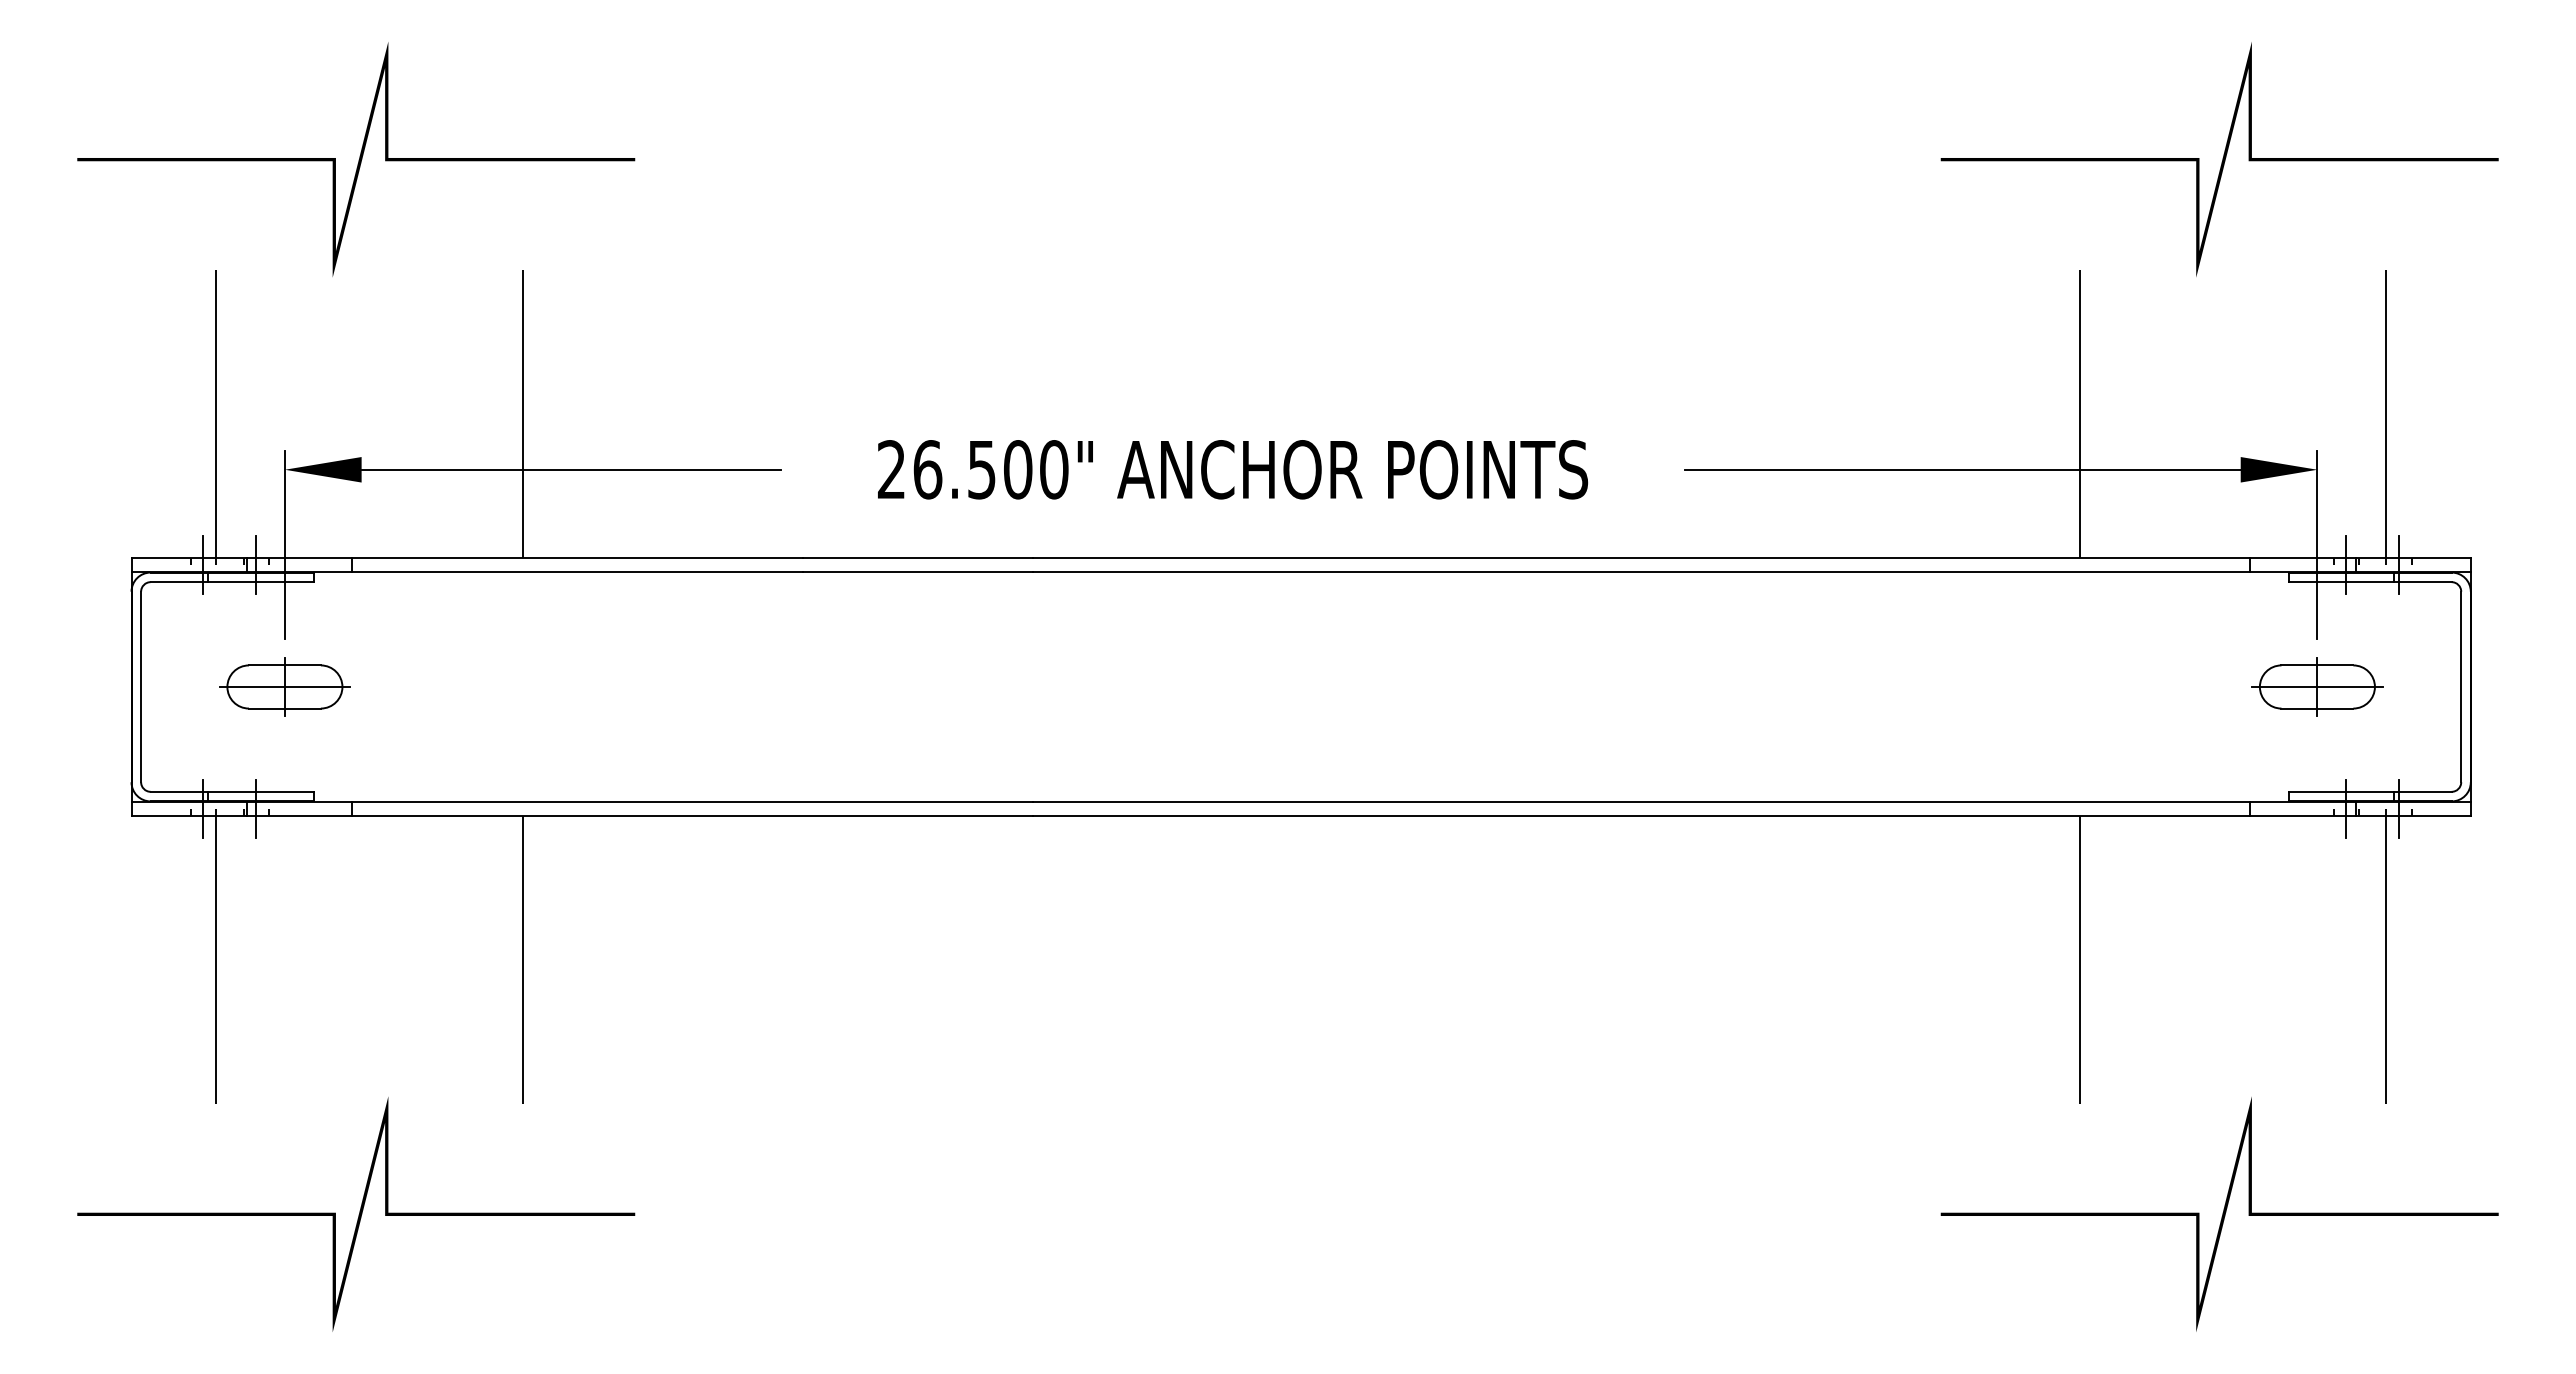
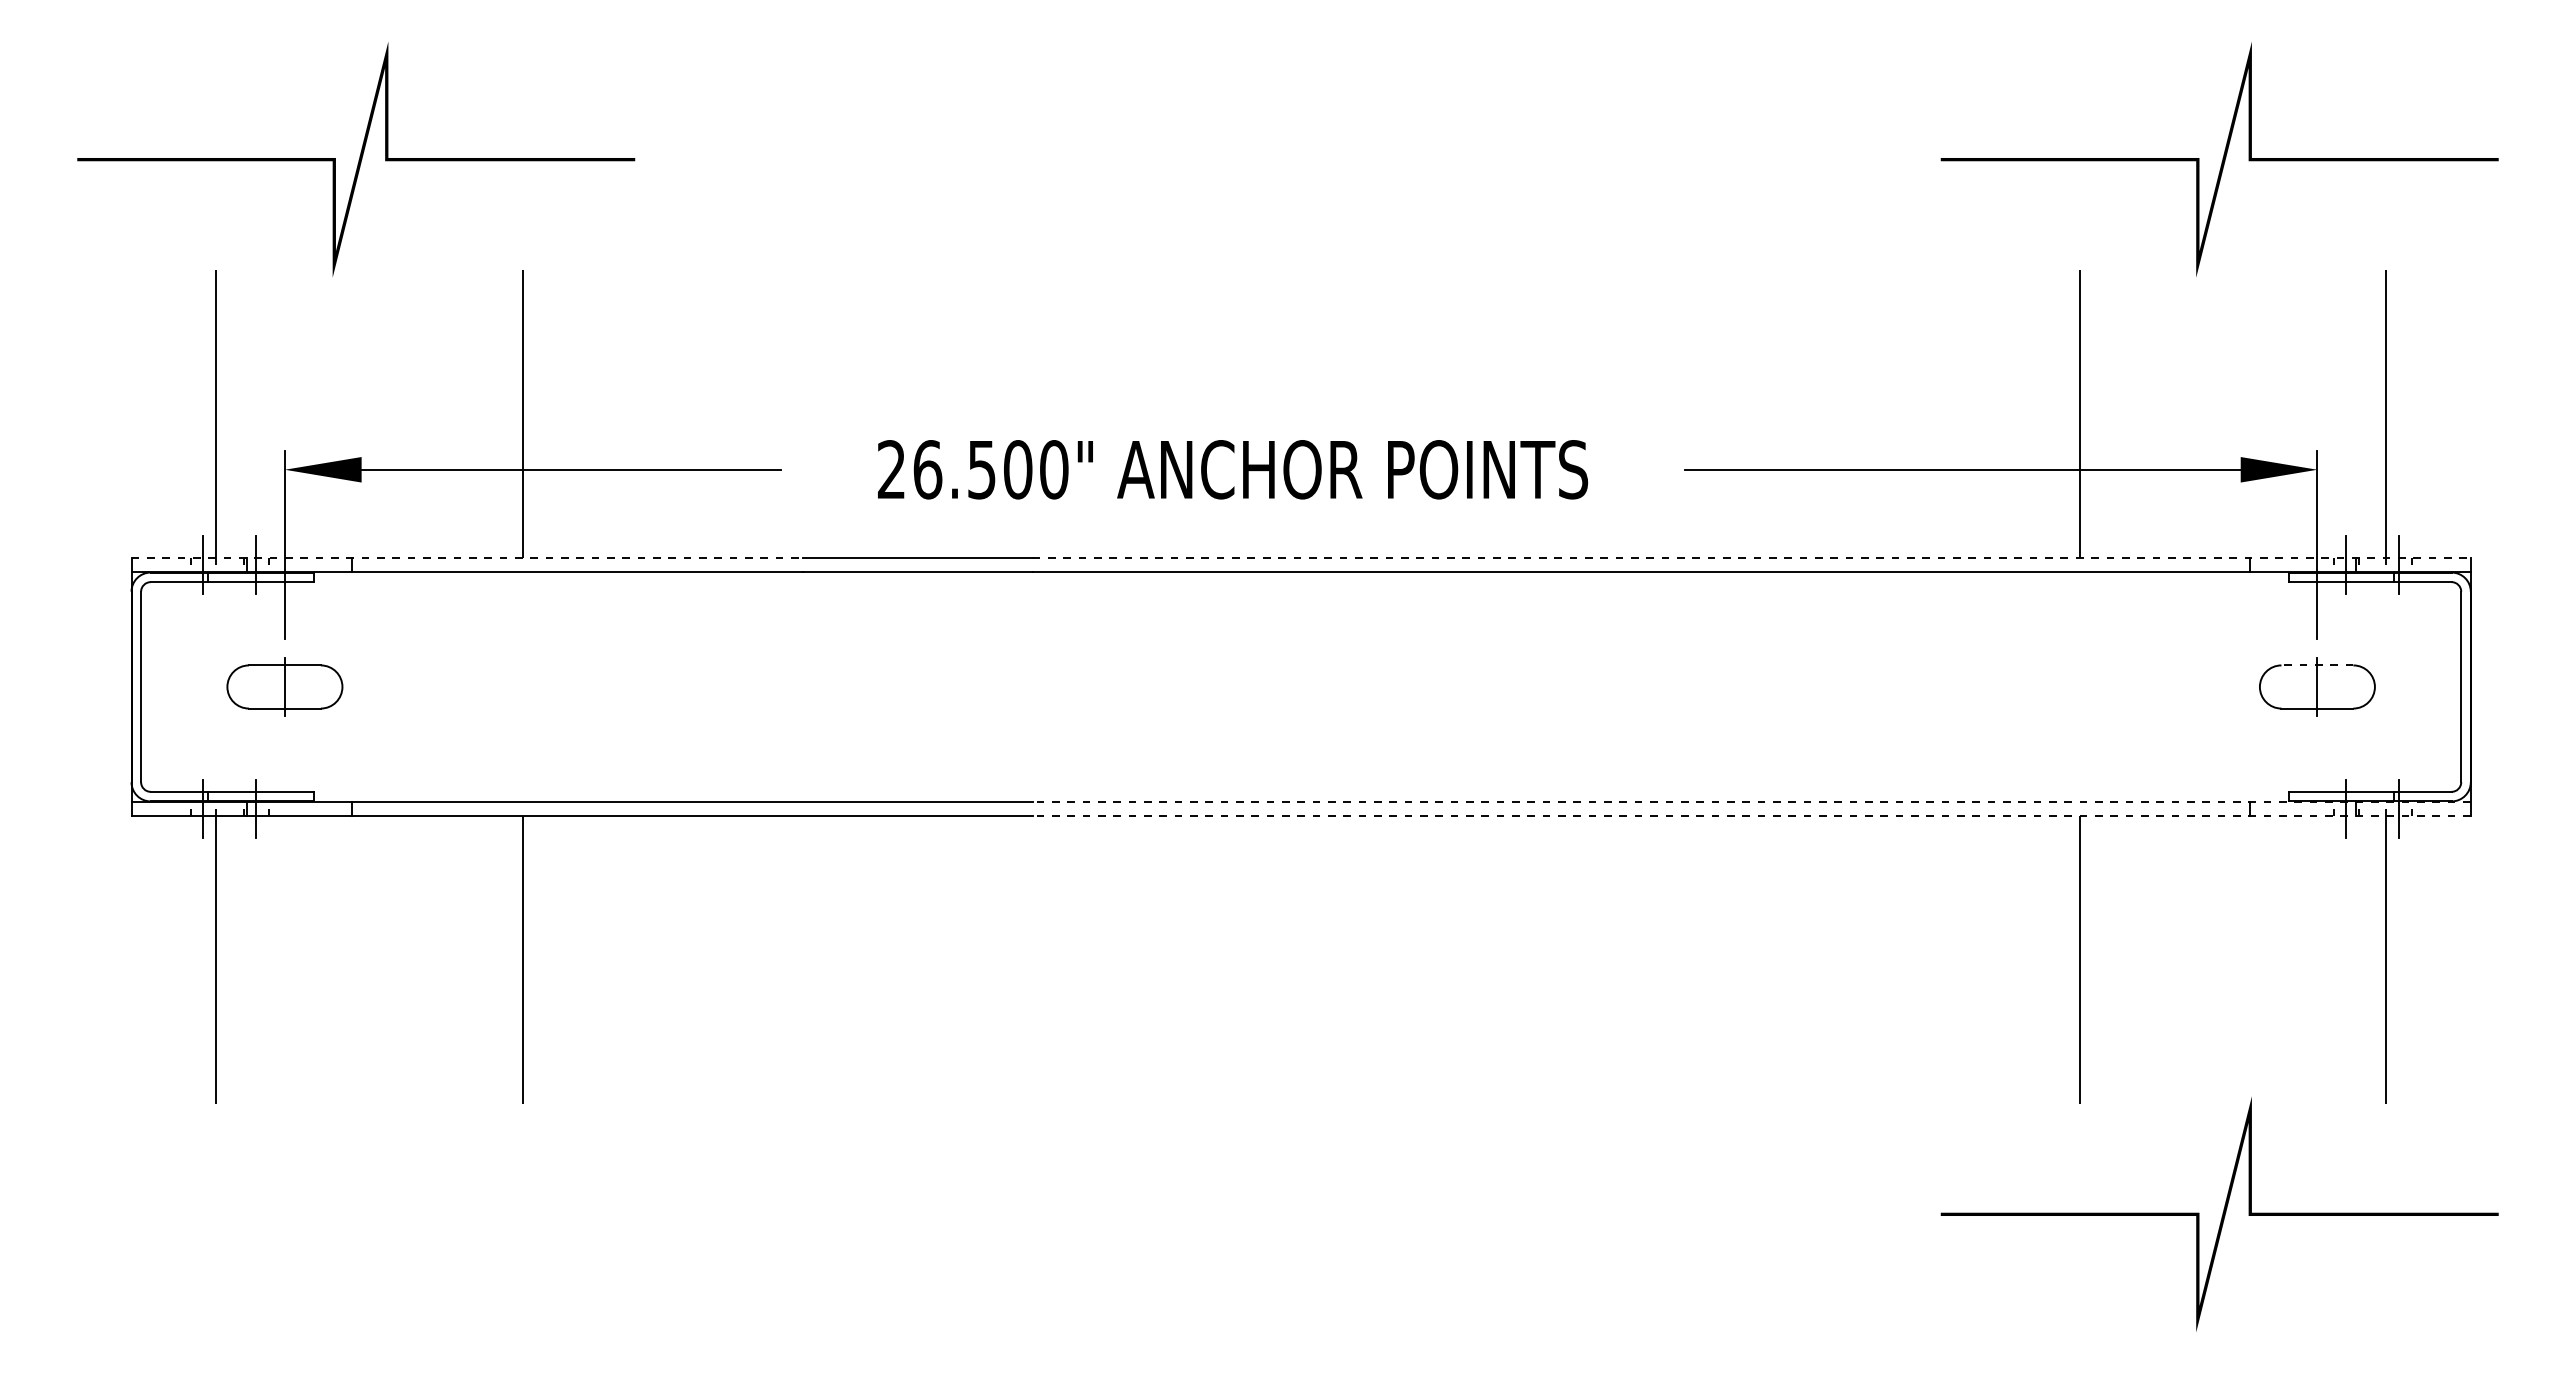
line: solid -> dashed (467, 557)
line: solid -> dashed (1752, 557)
line: solid -> dashed (2317, 665)
line: present -> none (284, 687)
line: present -> none (2317, 687)
line: solid -> dashed (1751, 802)
line: solid -> dashed (1751, 816)
curve: present -> none (358, 1214)
